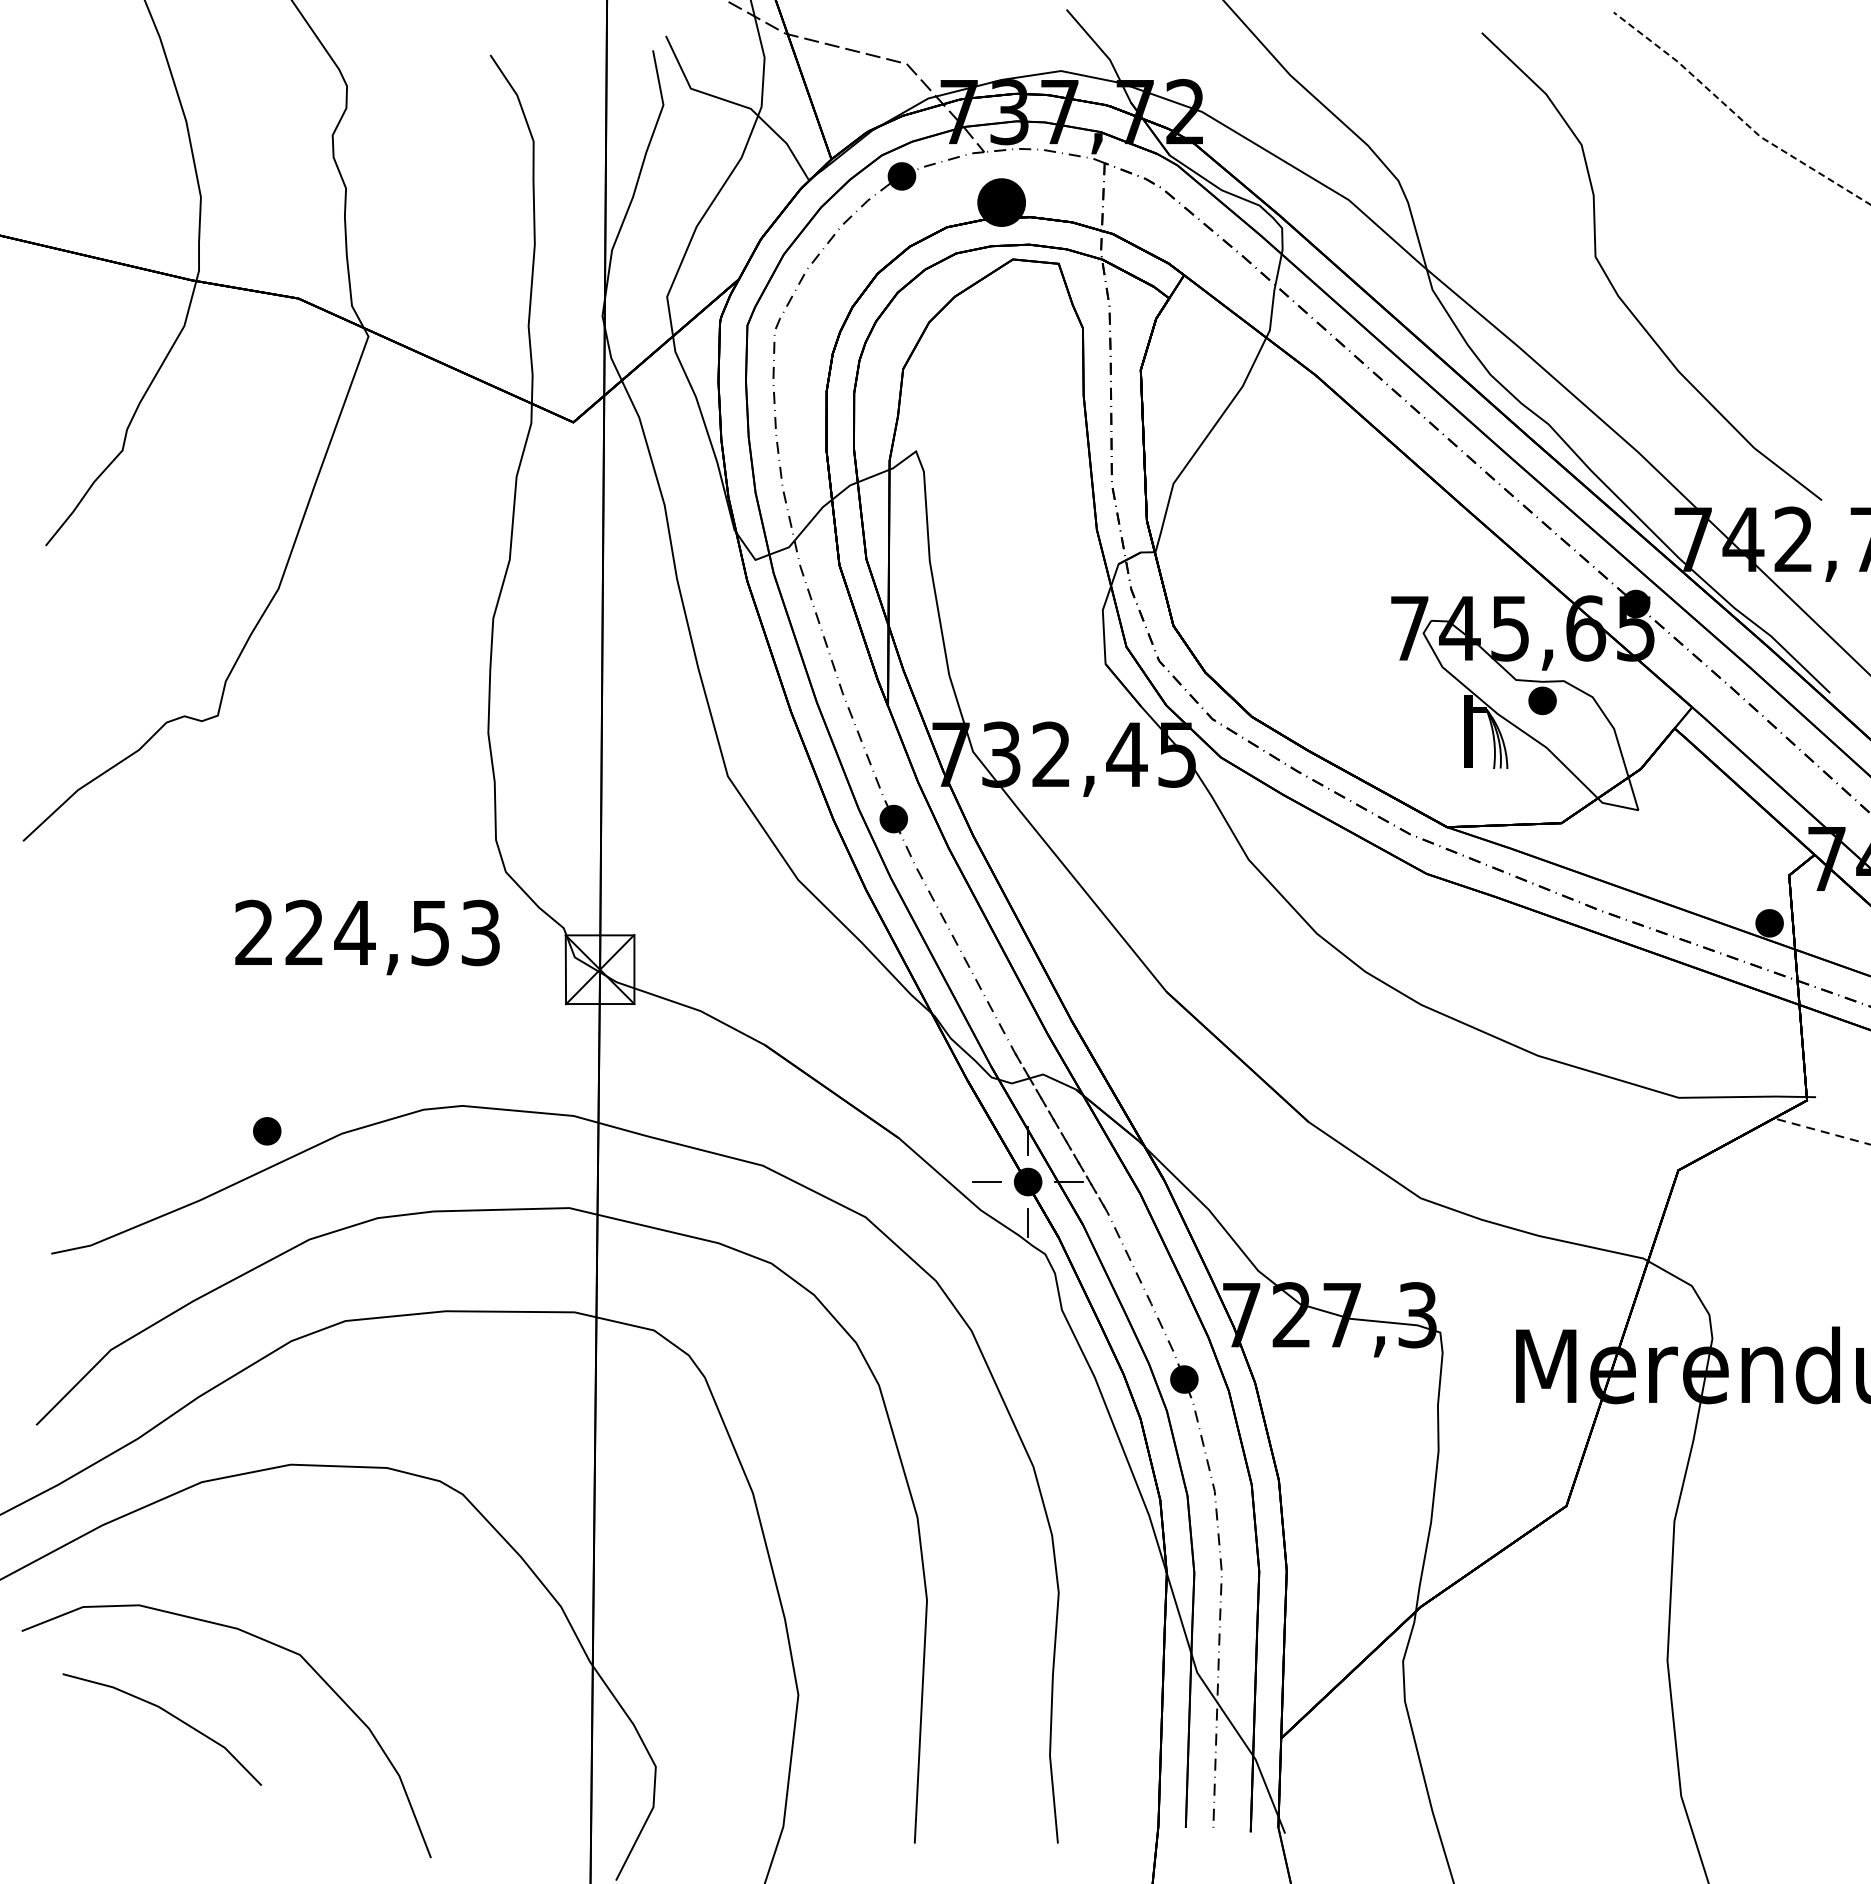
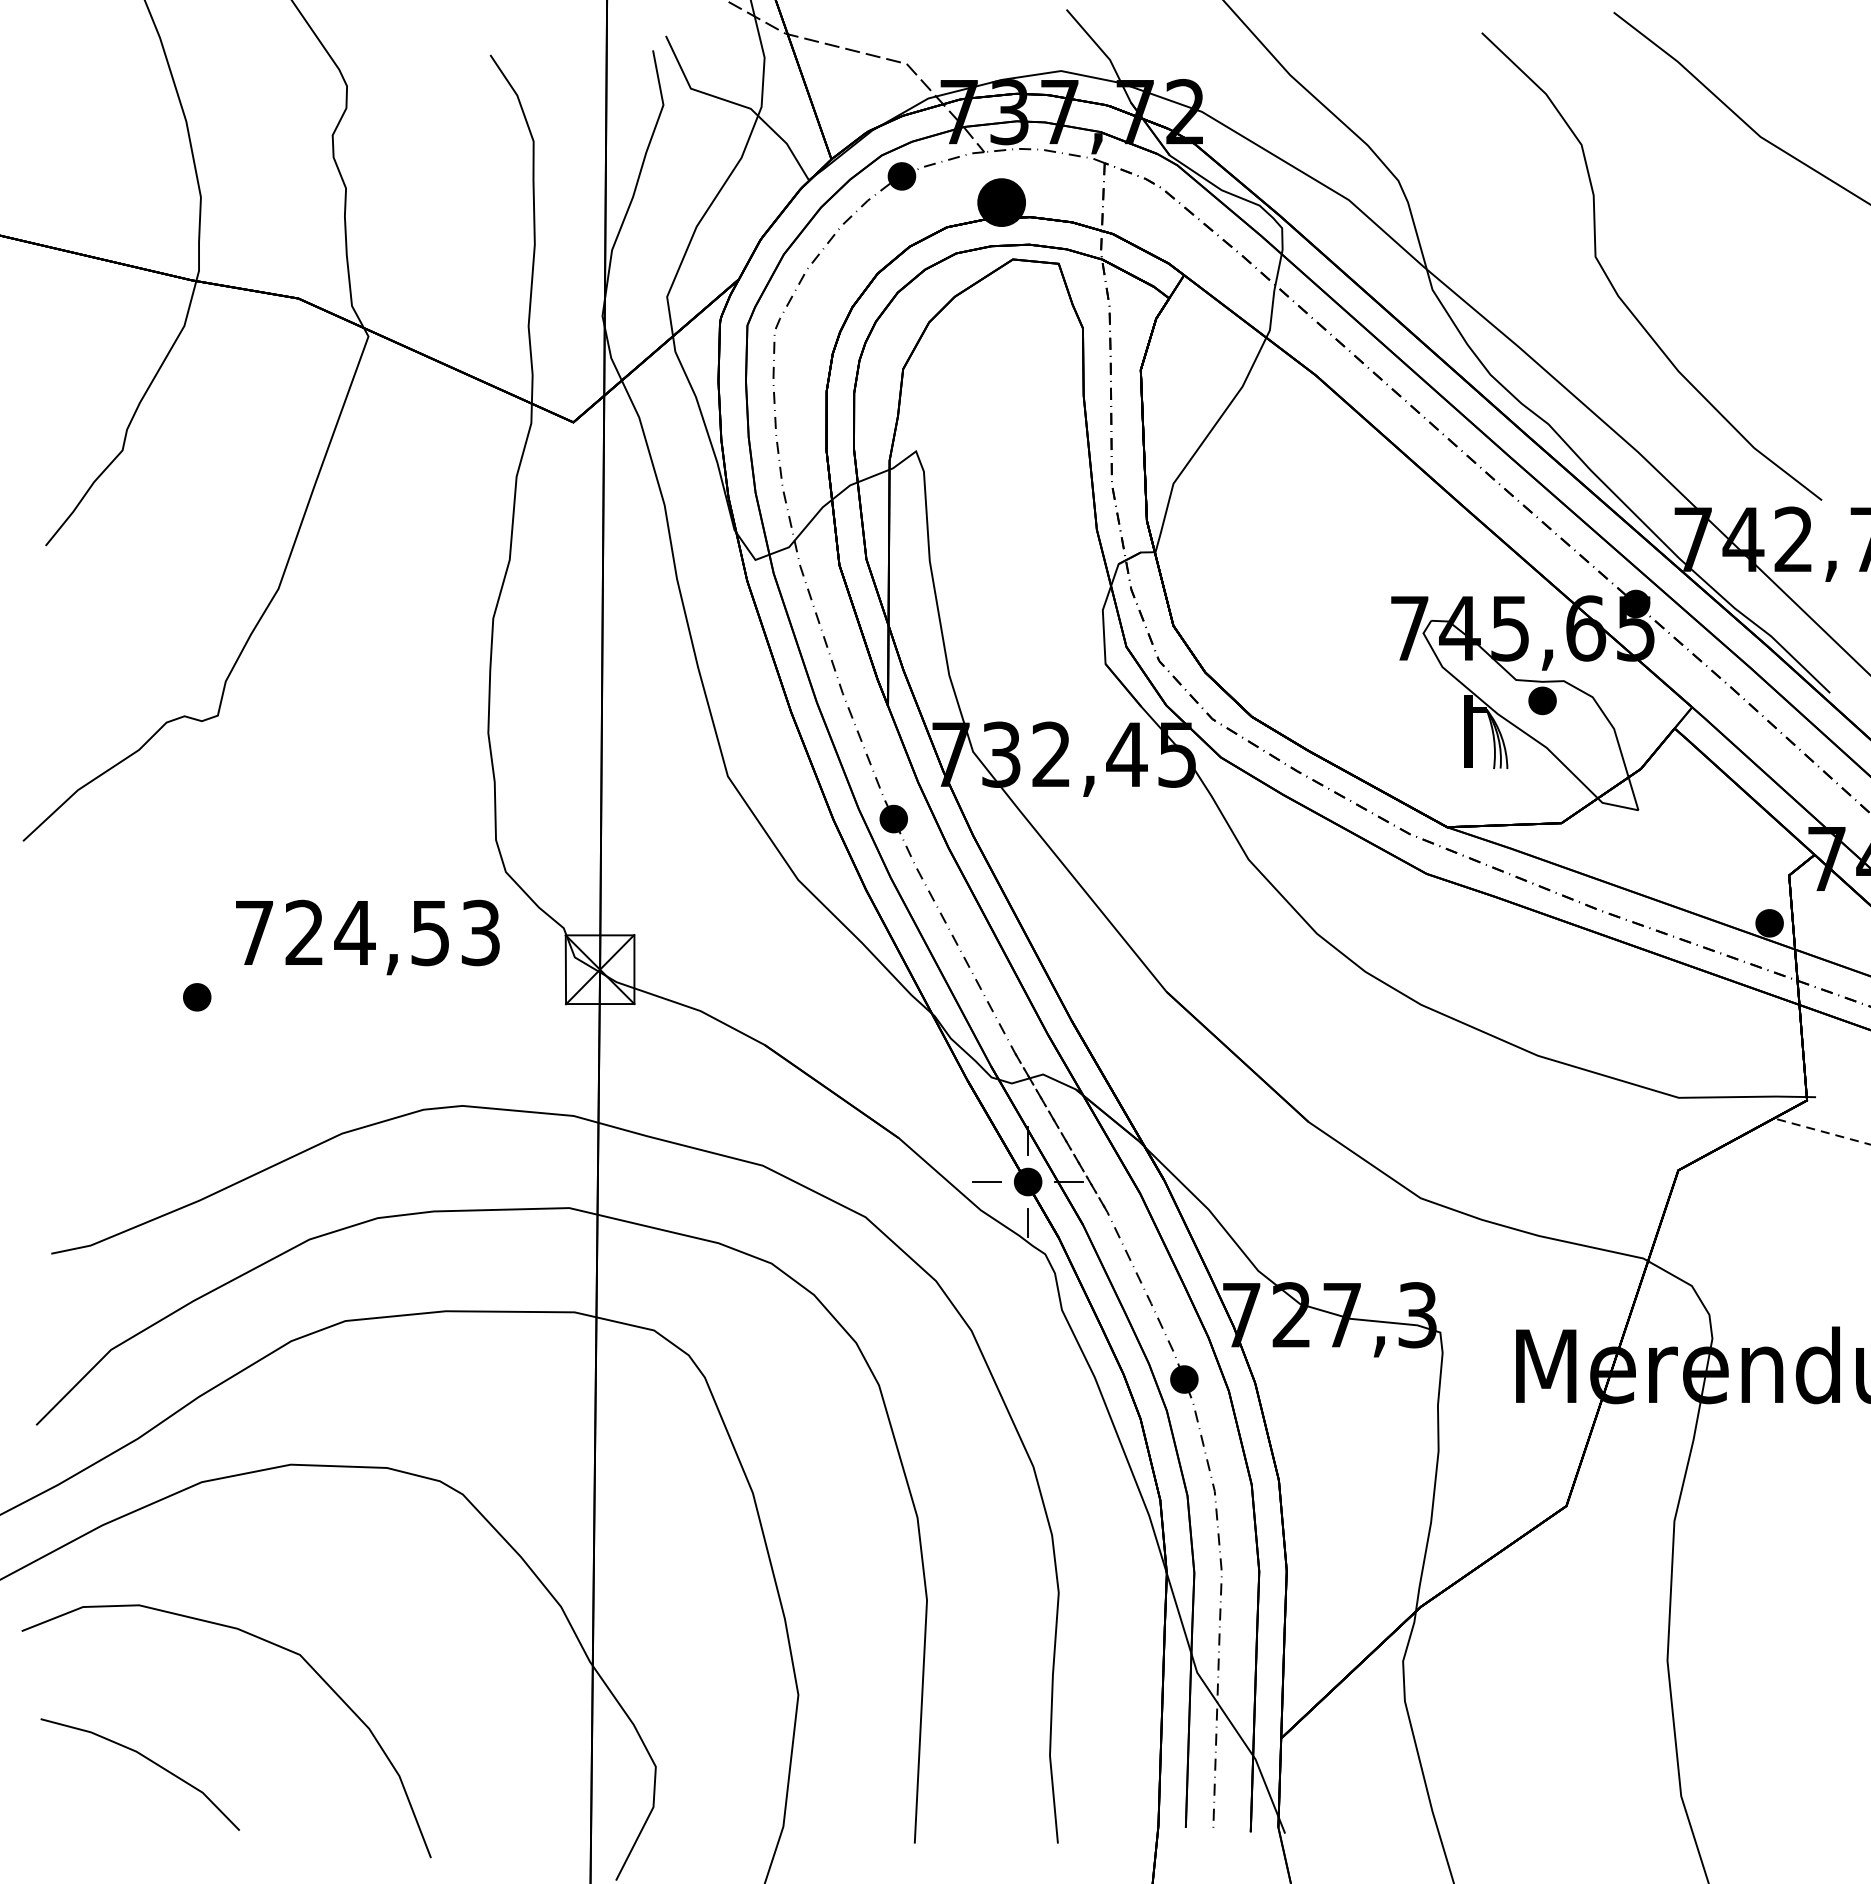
line: dashed -> solid (1736, 115)
text: 224,53 -> 724,53 (253, 931)
part position: (267, 1131) -> (197, 997) (197, 997)
line position: (170, 1715) -> (148, 1760) (148, 1760)
